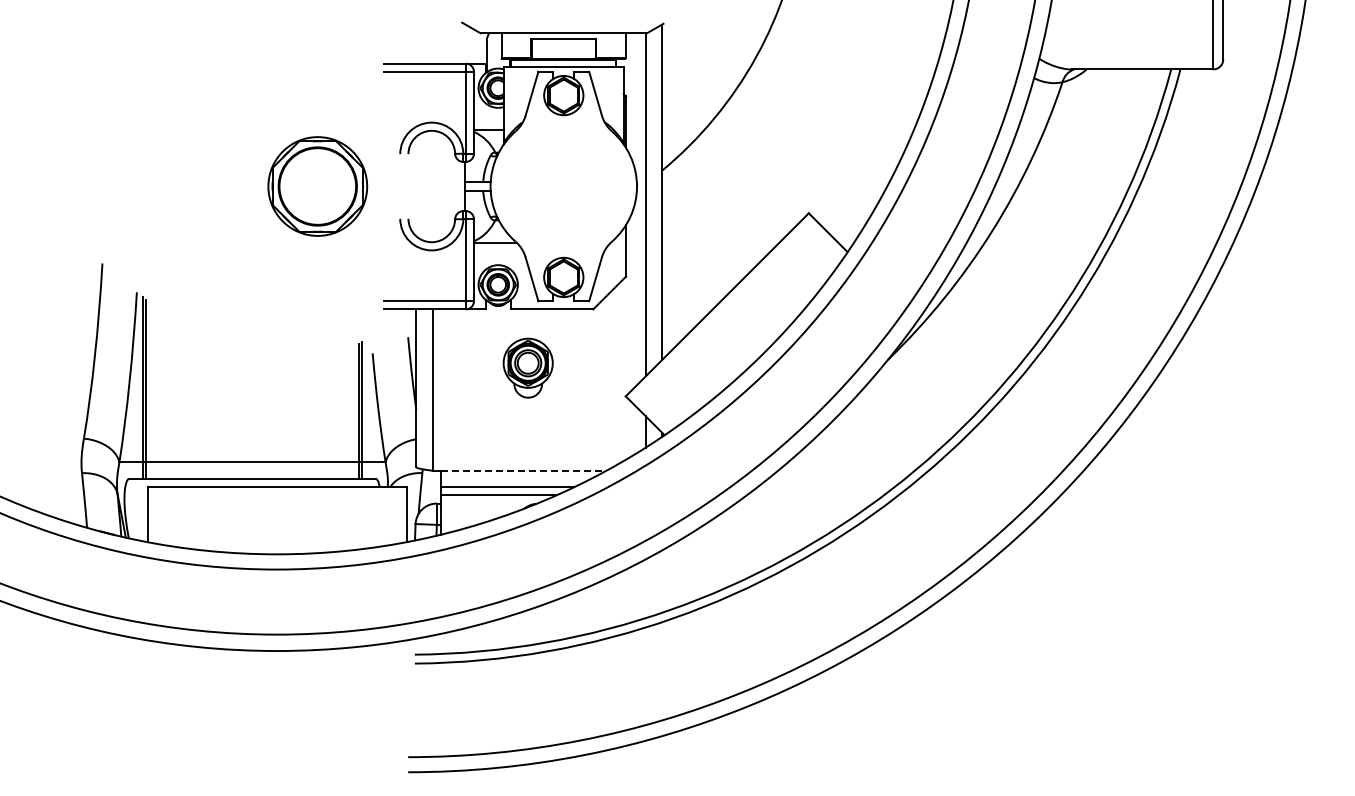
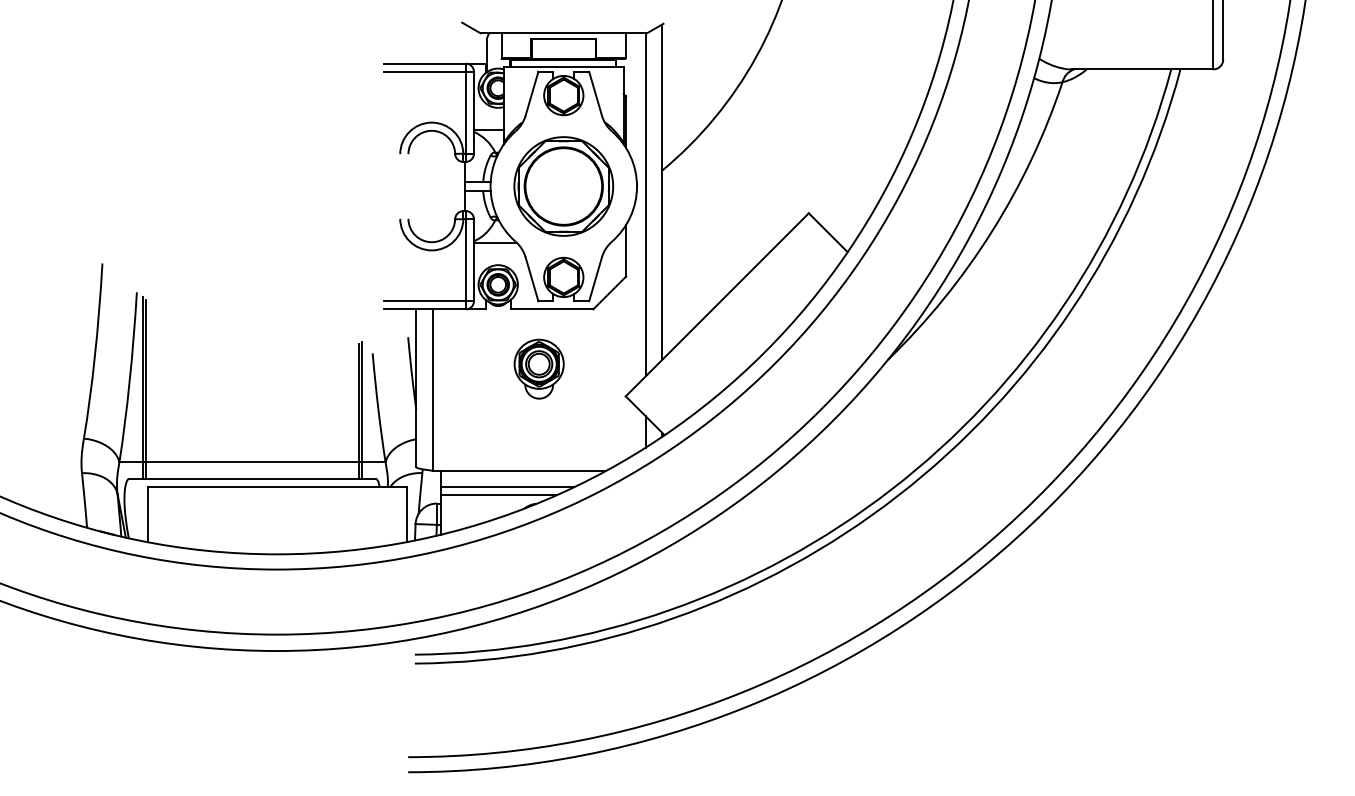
part position: (317, 186) -> (563, 186) (563, 186)
part position: (527, 367) -> (538, 368) (538, 368)
line: dashed -> solid (523, 470)
